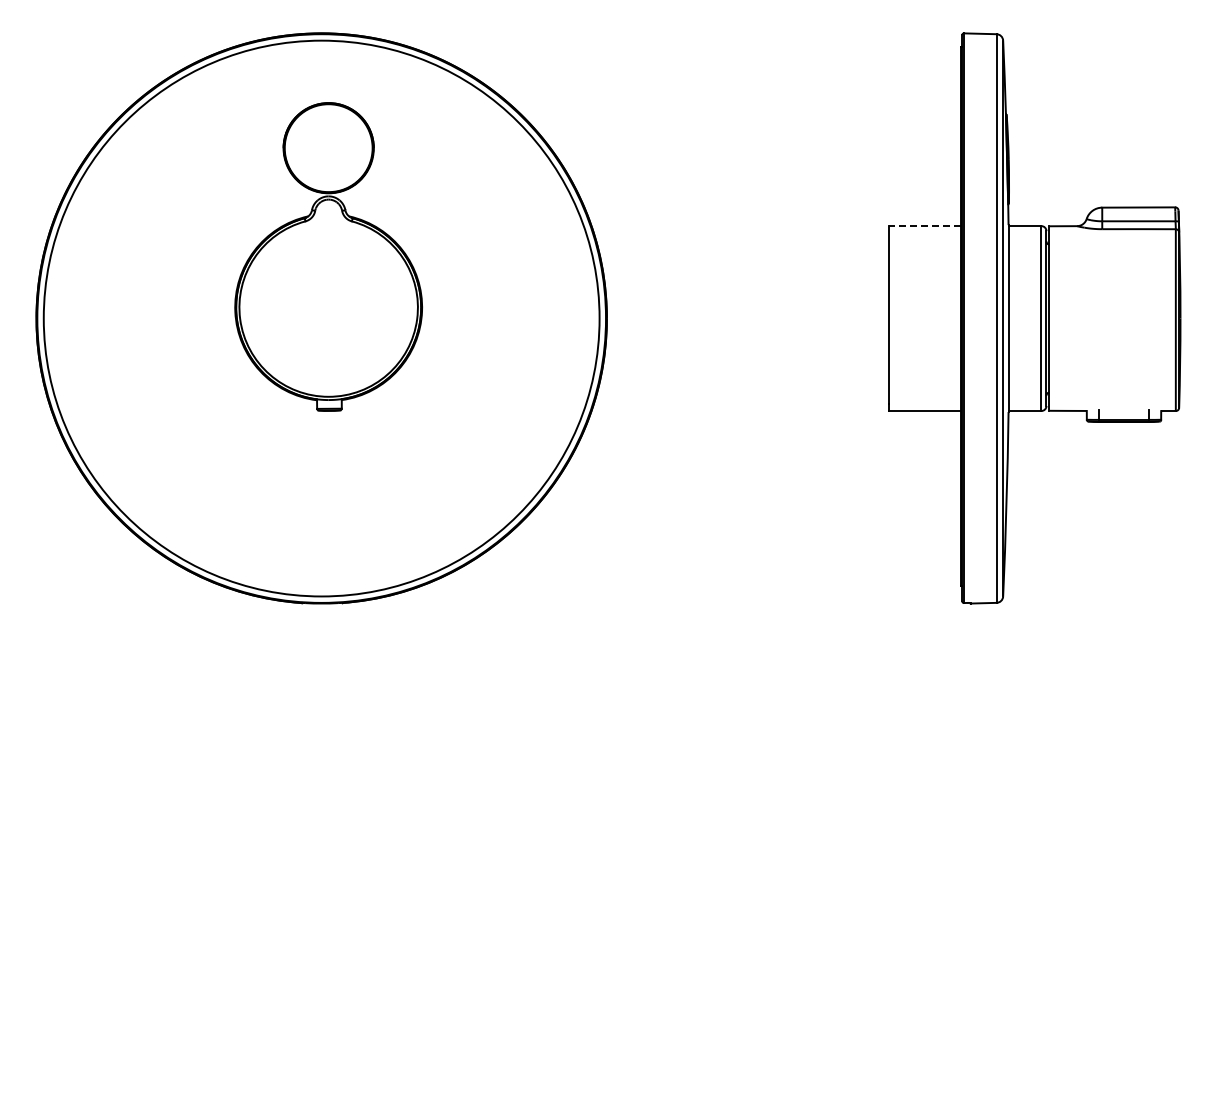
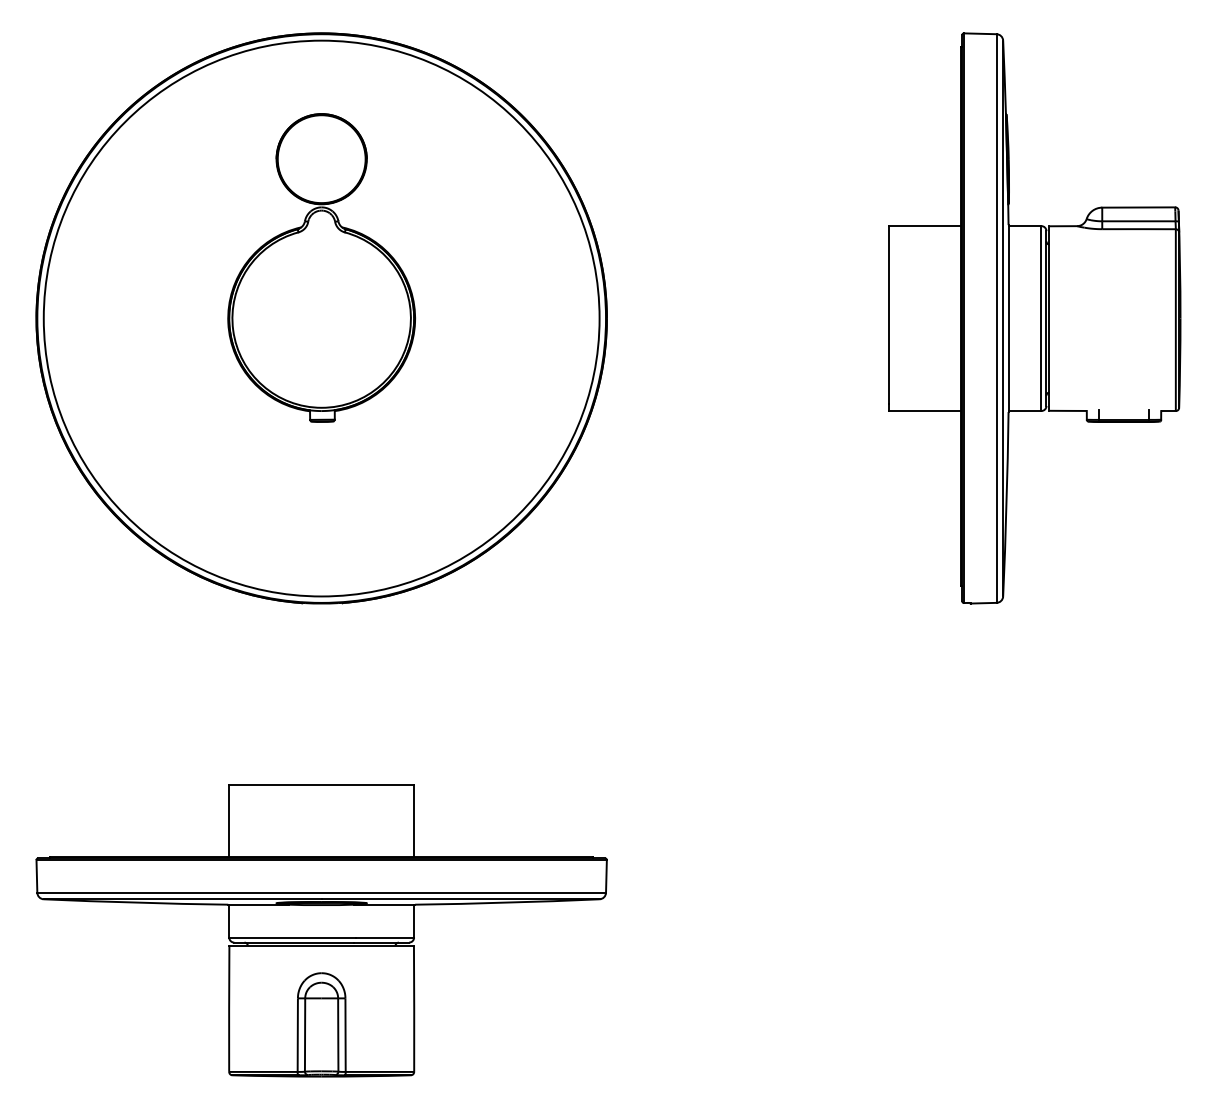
line: dashed -> solid (924, 226)
part position: (328, 256) -> (321, 267) (321, 267)
part: none -> present (321, 930)
